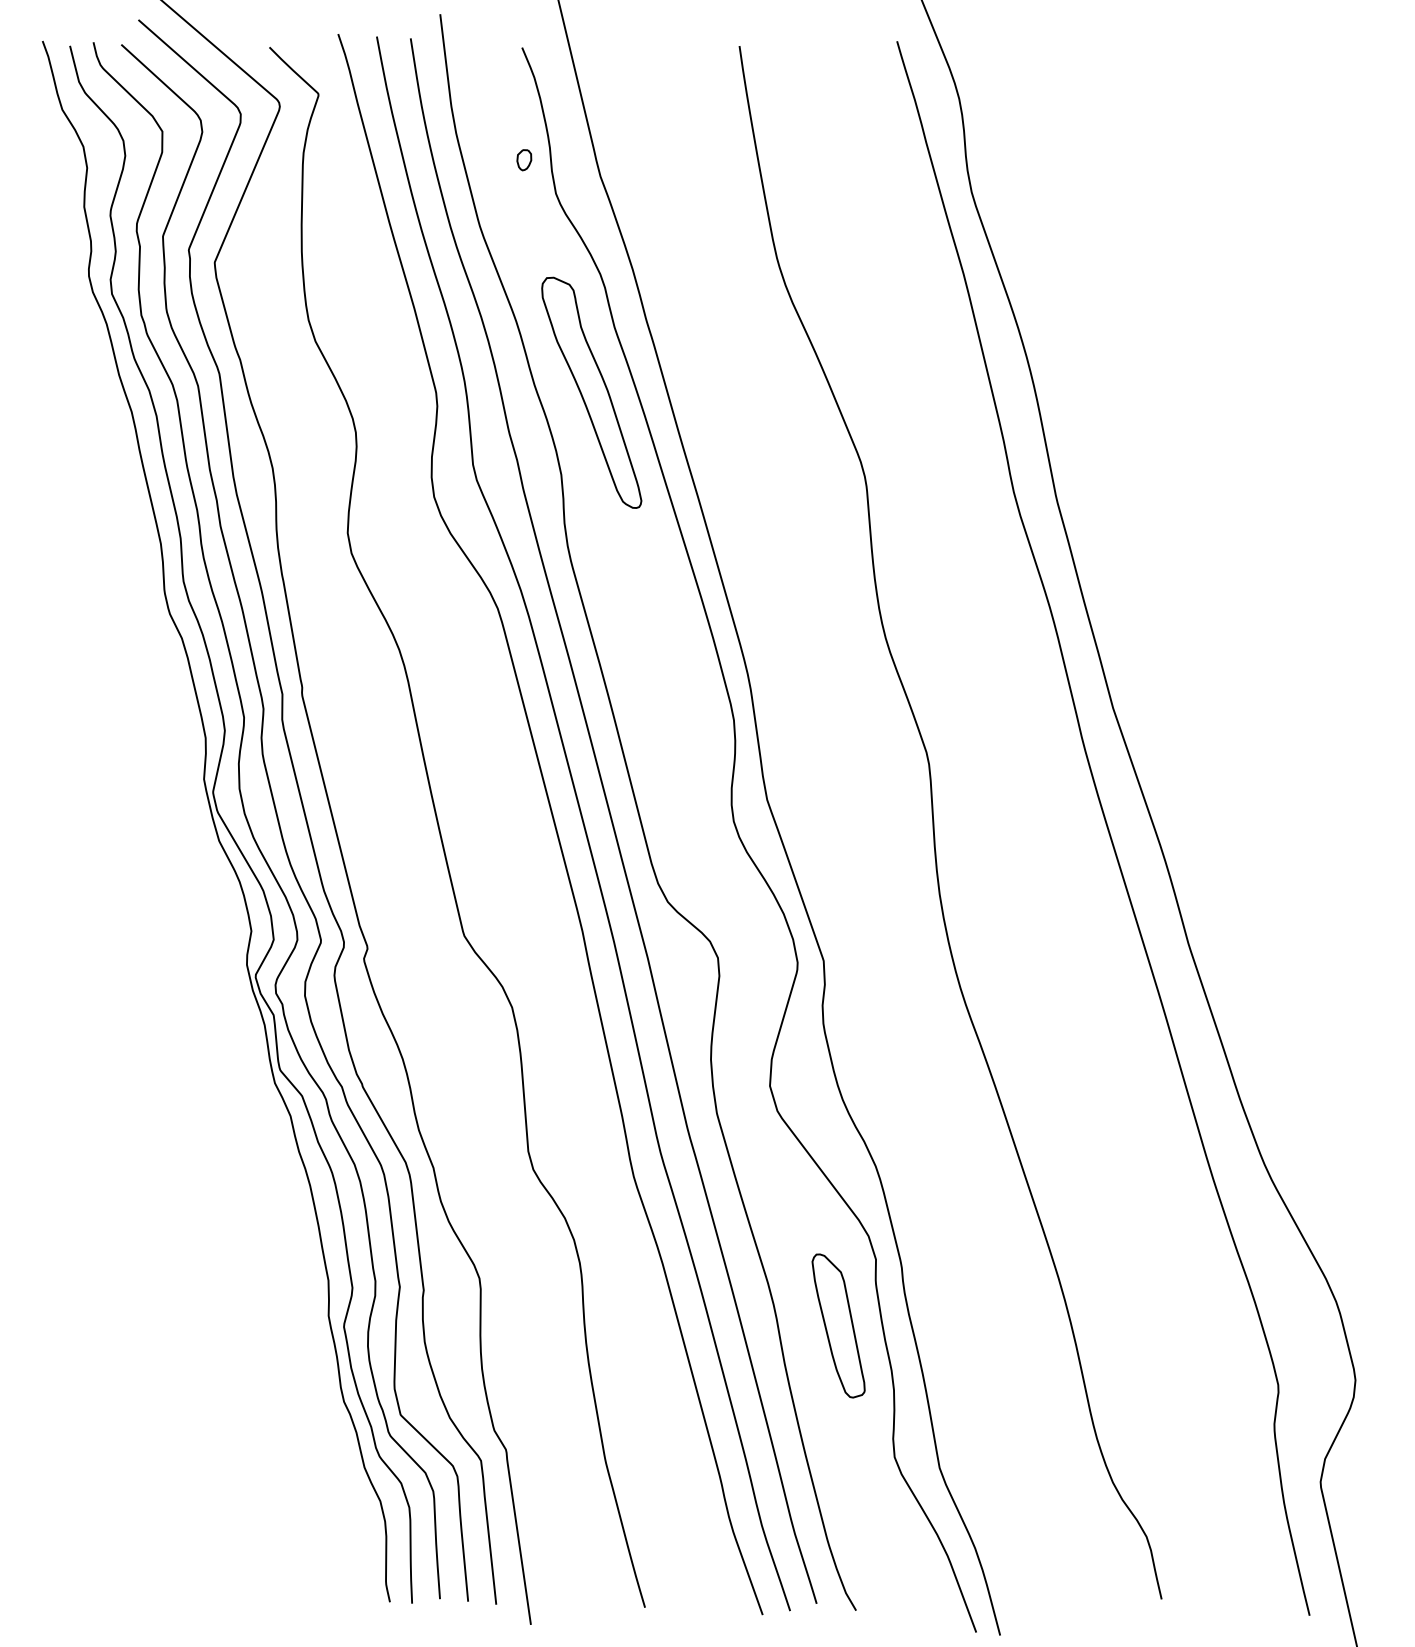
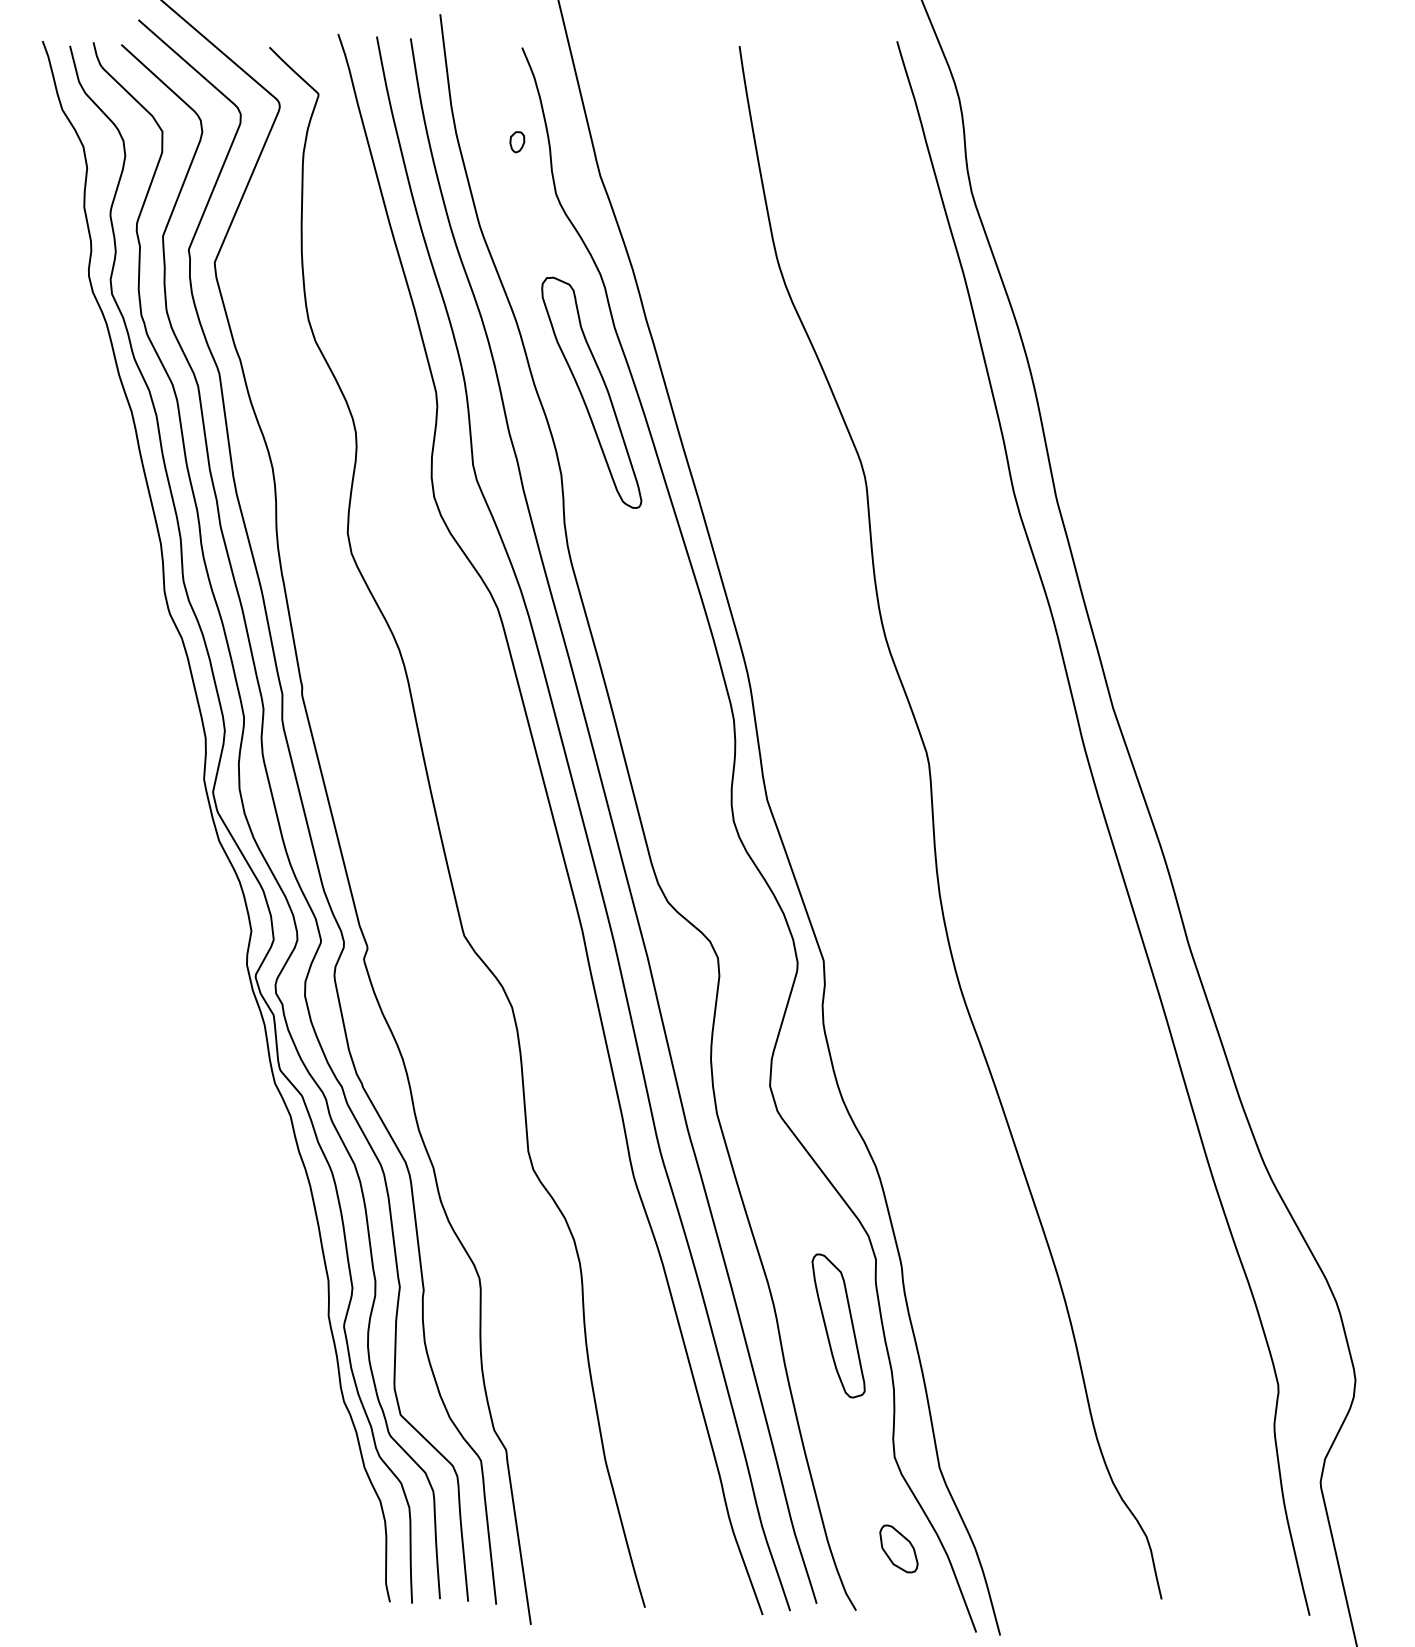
part position: (524, 160) -> (517, 142) (517, 142)
part: none -> present (898, 1548)
